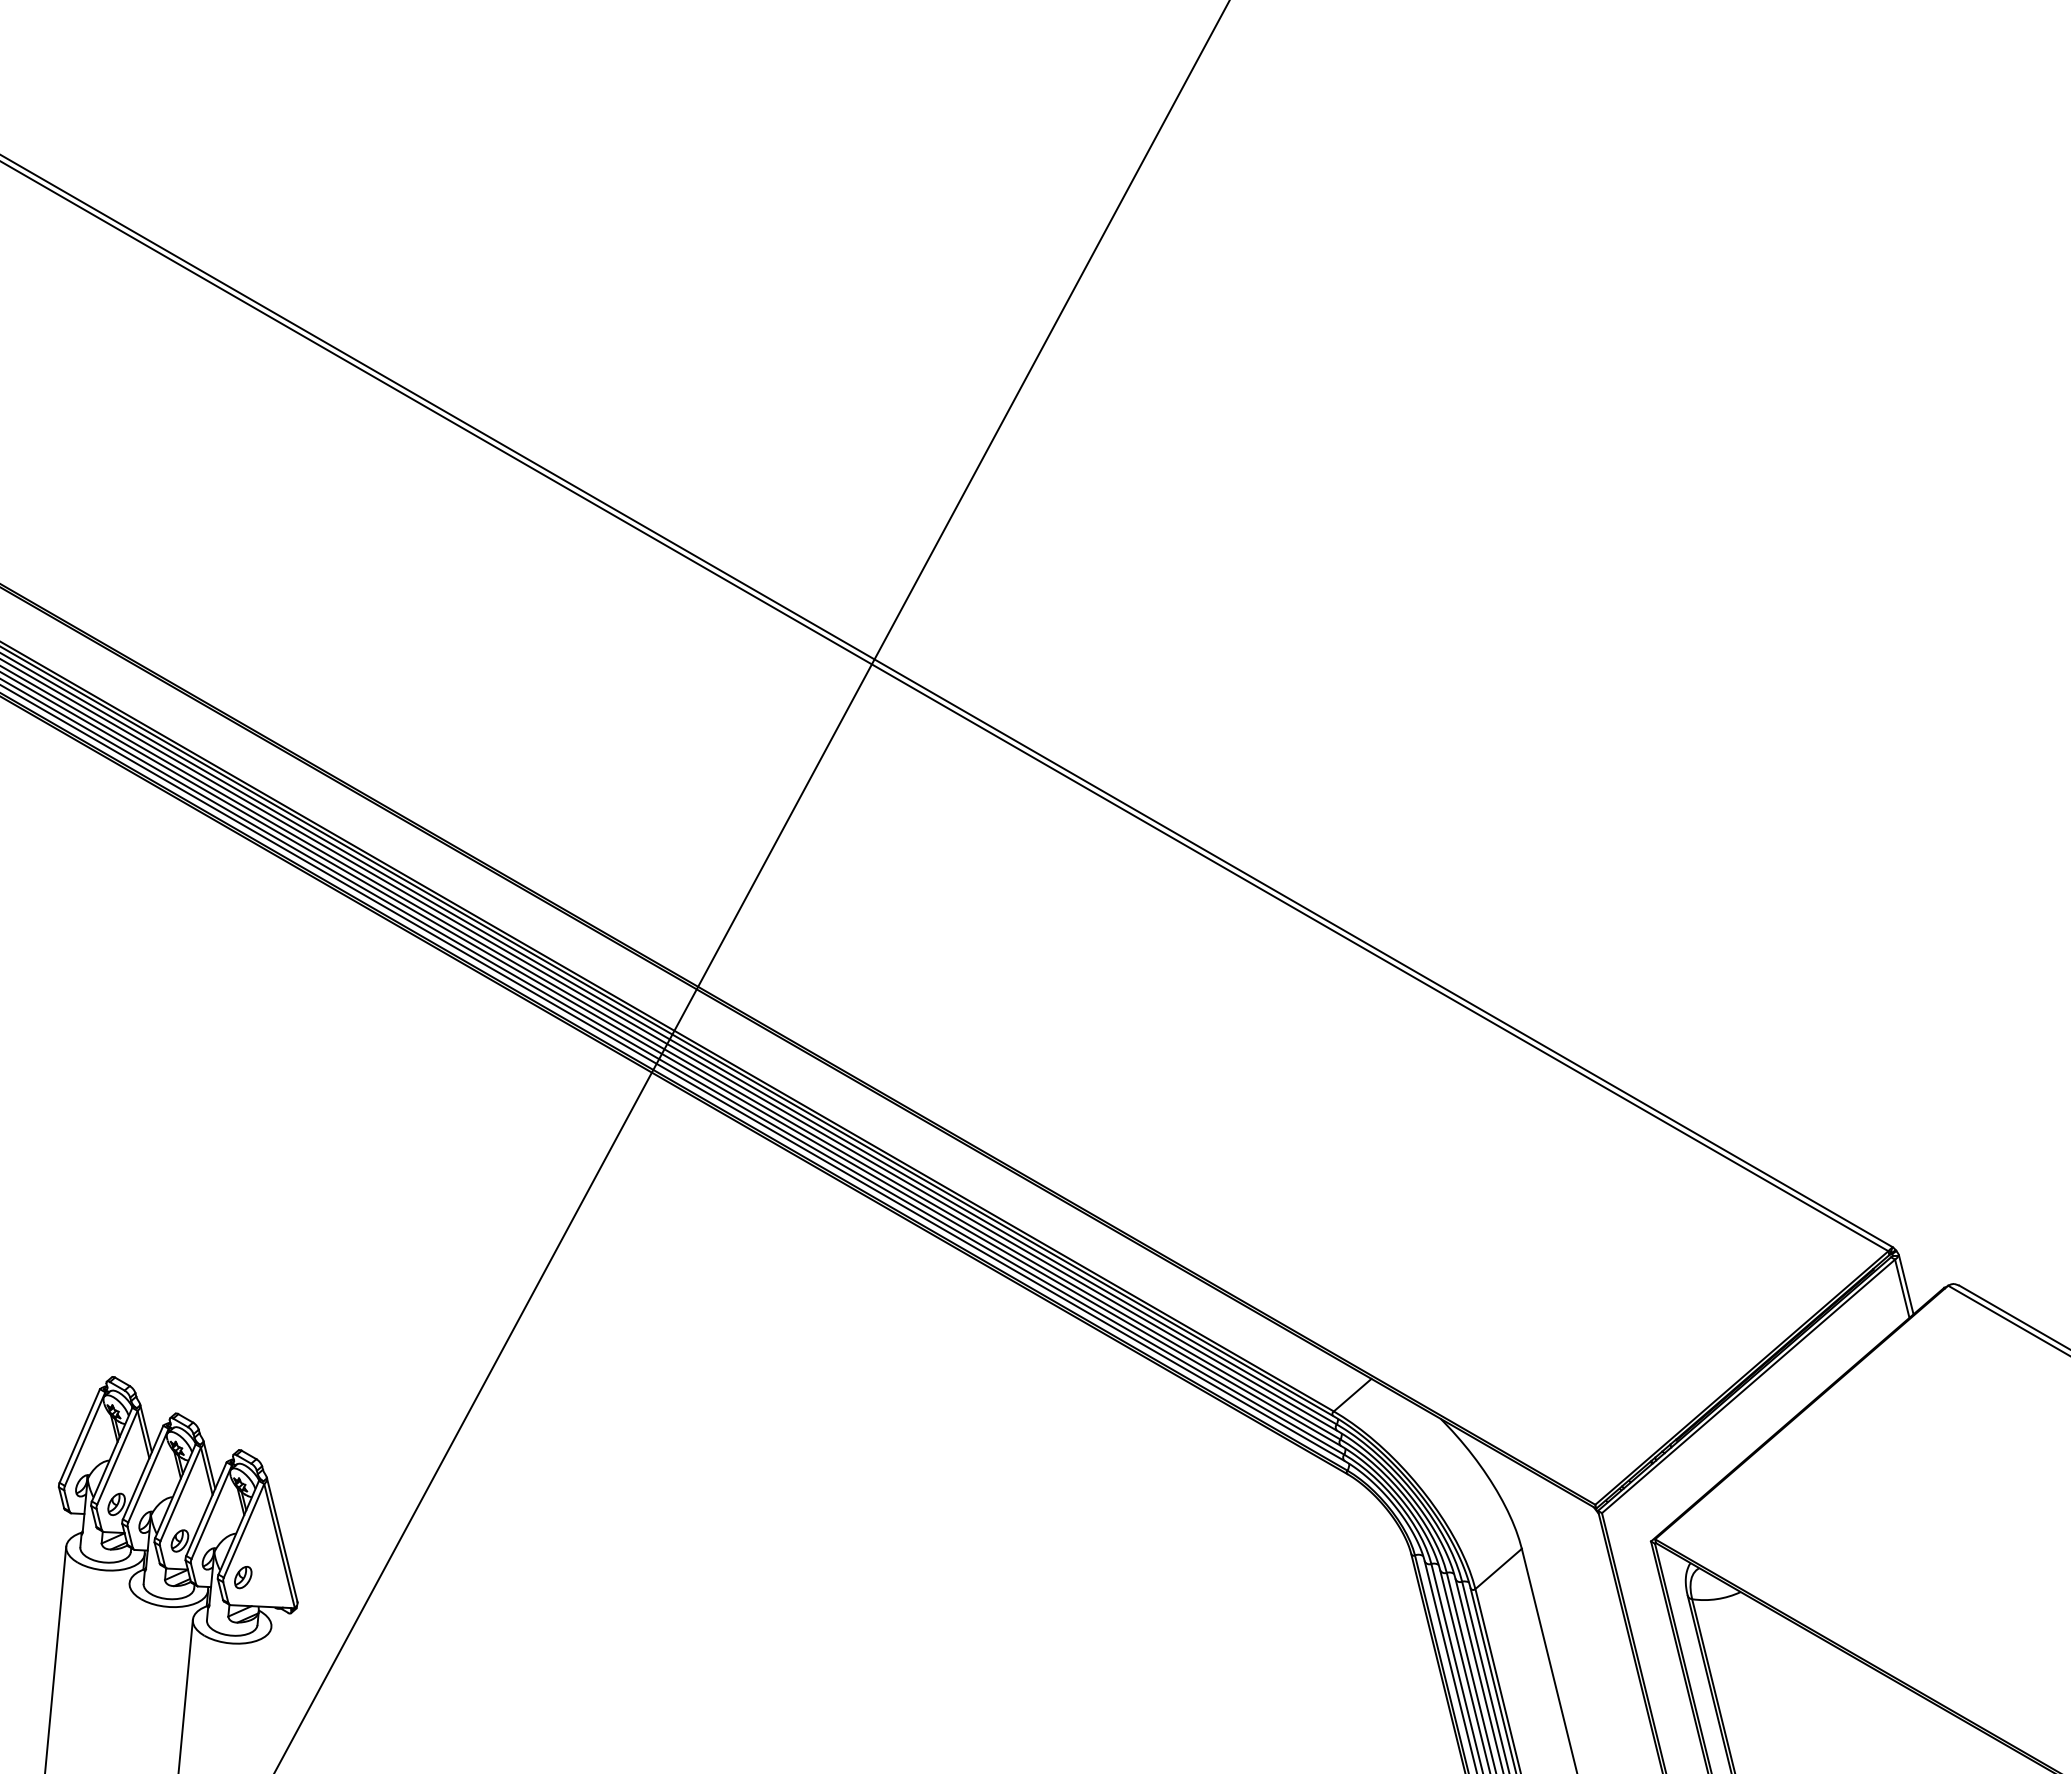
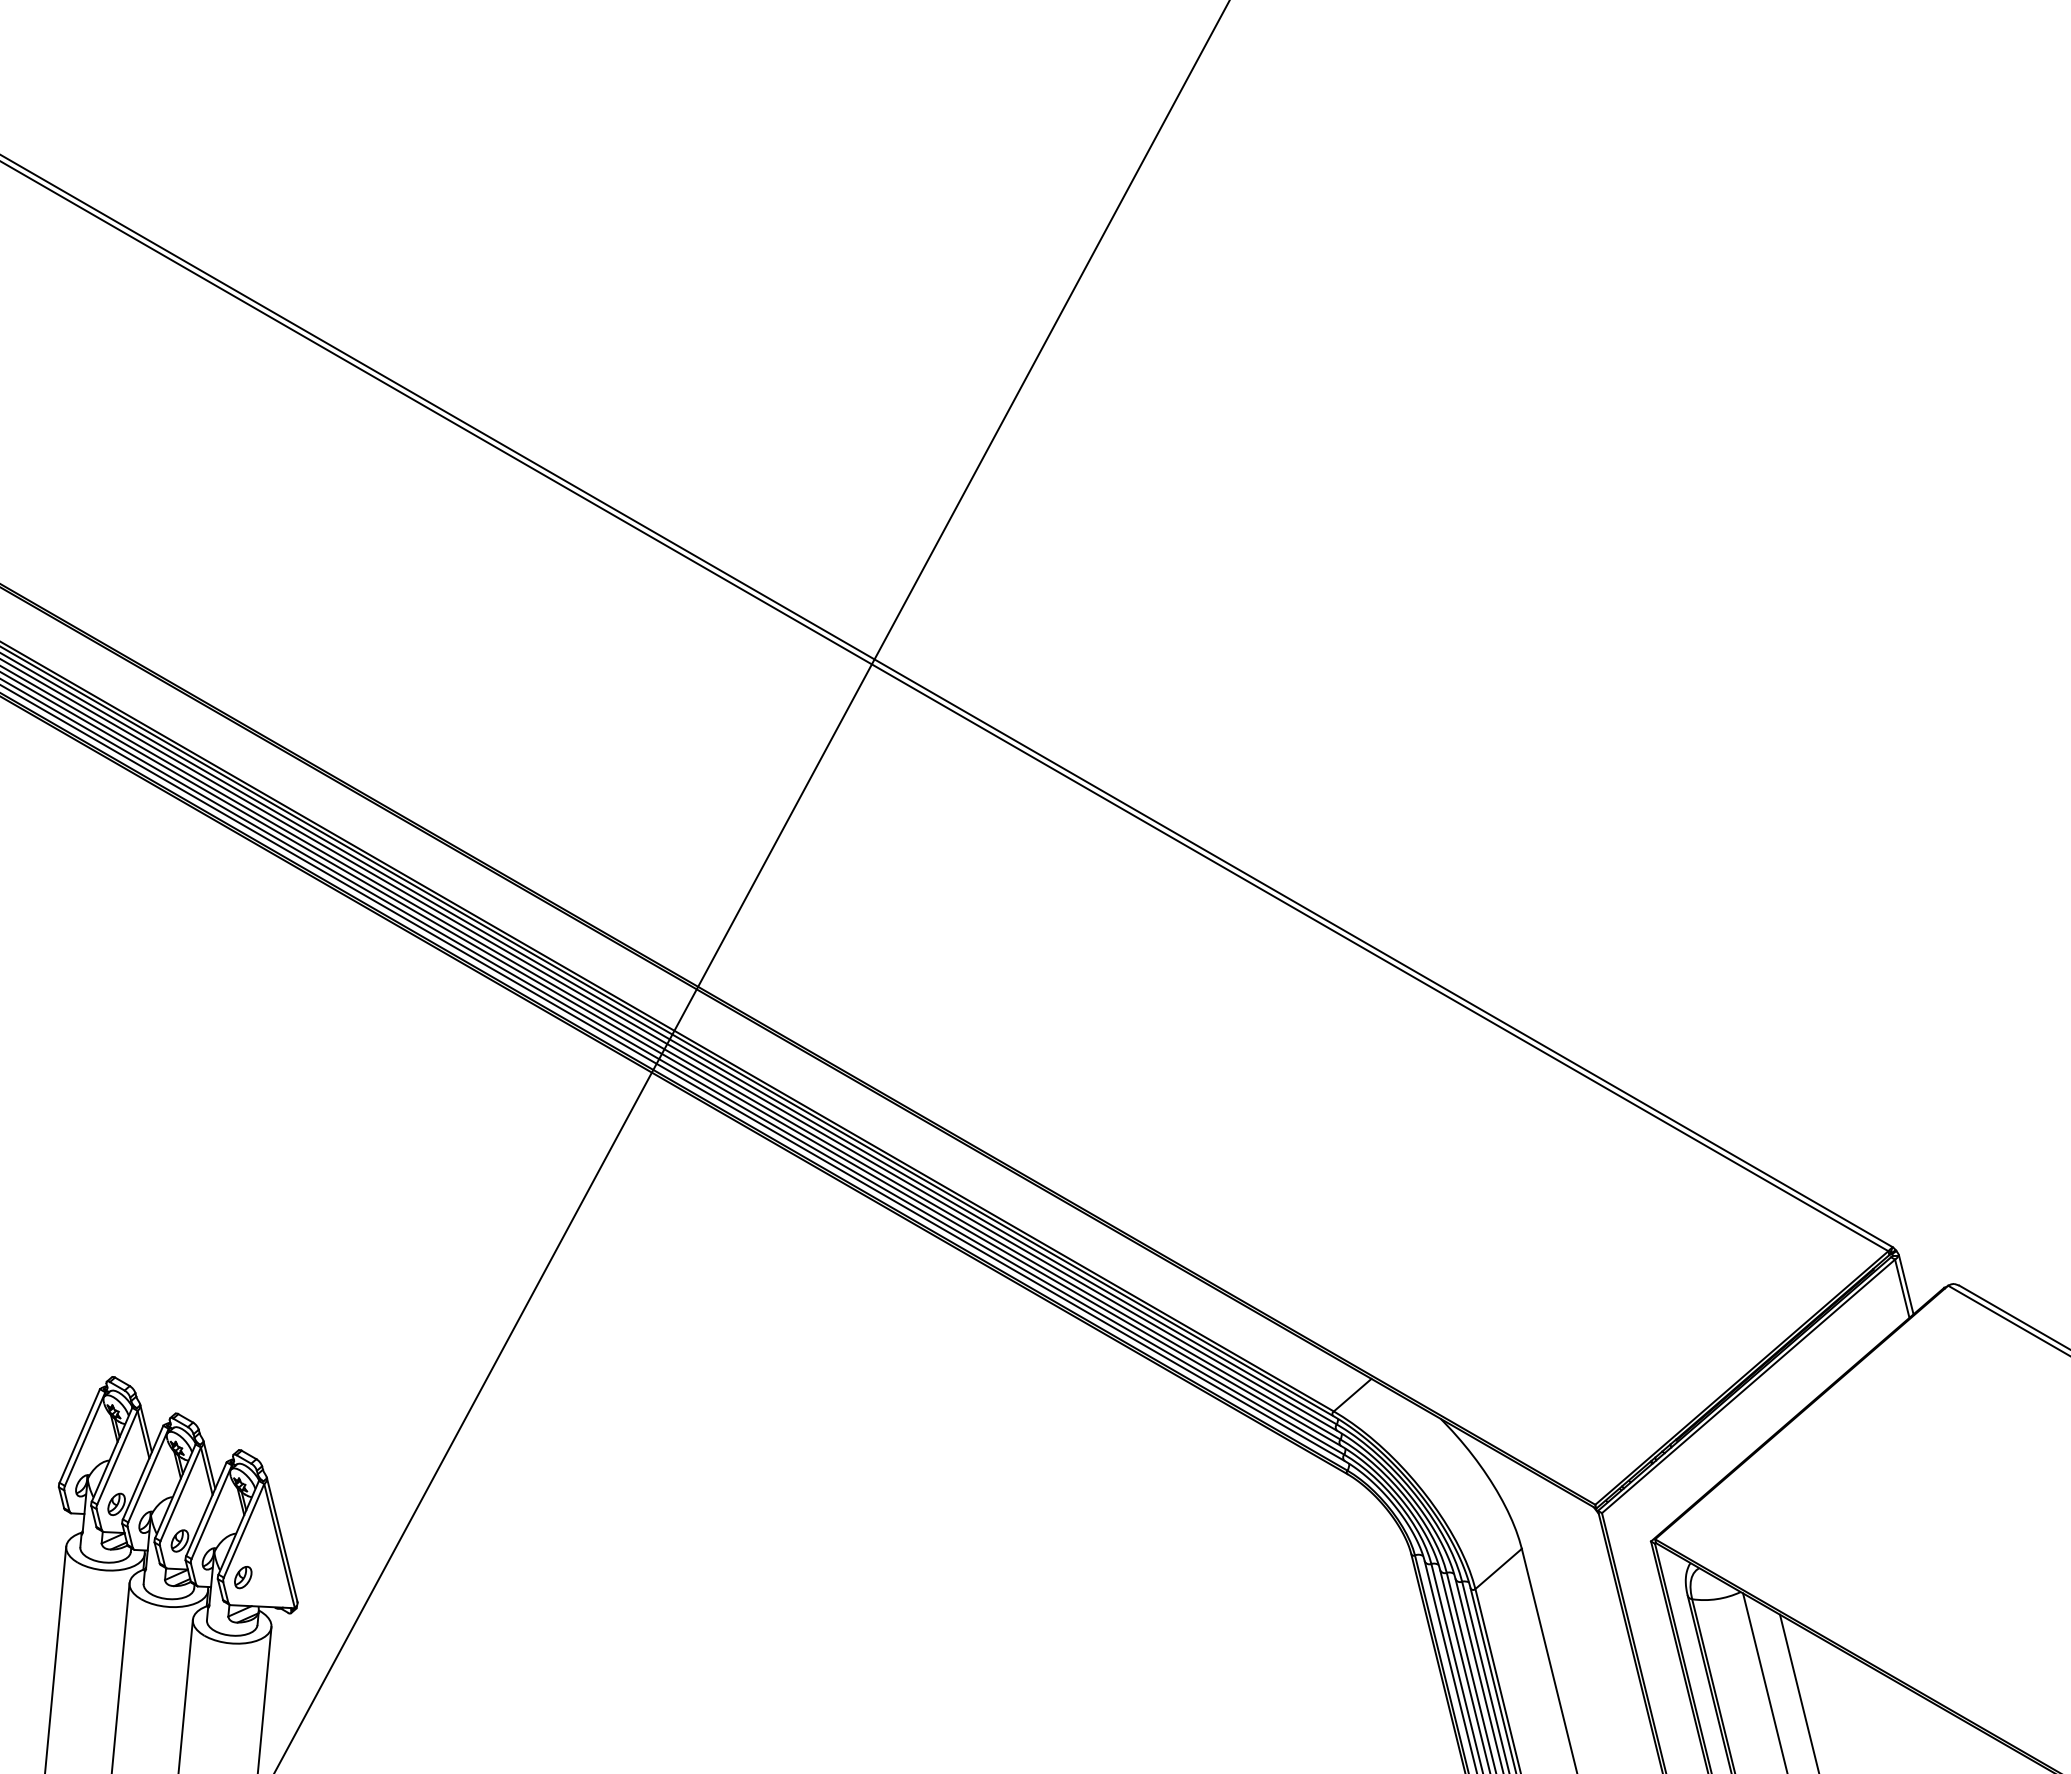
line: none -> present (120, 1676)
line: none -> present (1764, 1681)
line: none -> present (1799, 1692)
line: none -> present (264, 1698)
